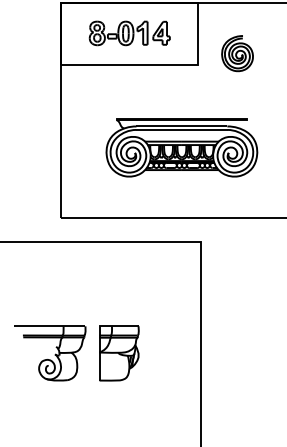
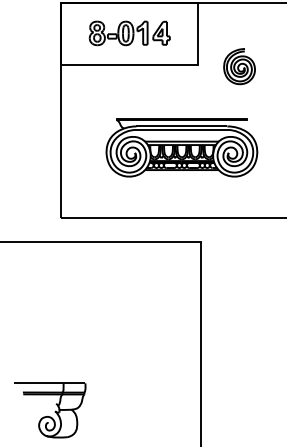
part position: (237, 53) -> (239, 66) (239, 66)
part position: (50, 353) -> (50, 410) (50, 410)
part: present -> none (119, 353)
